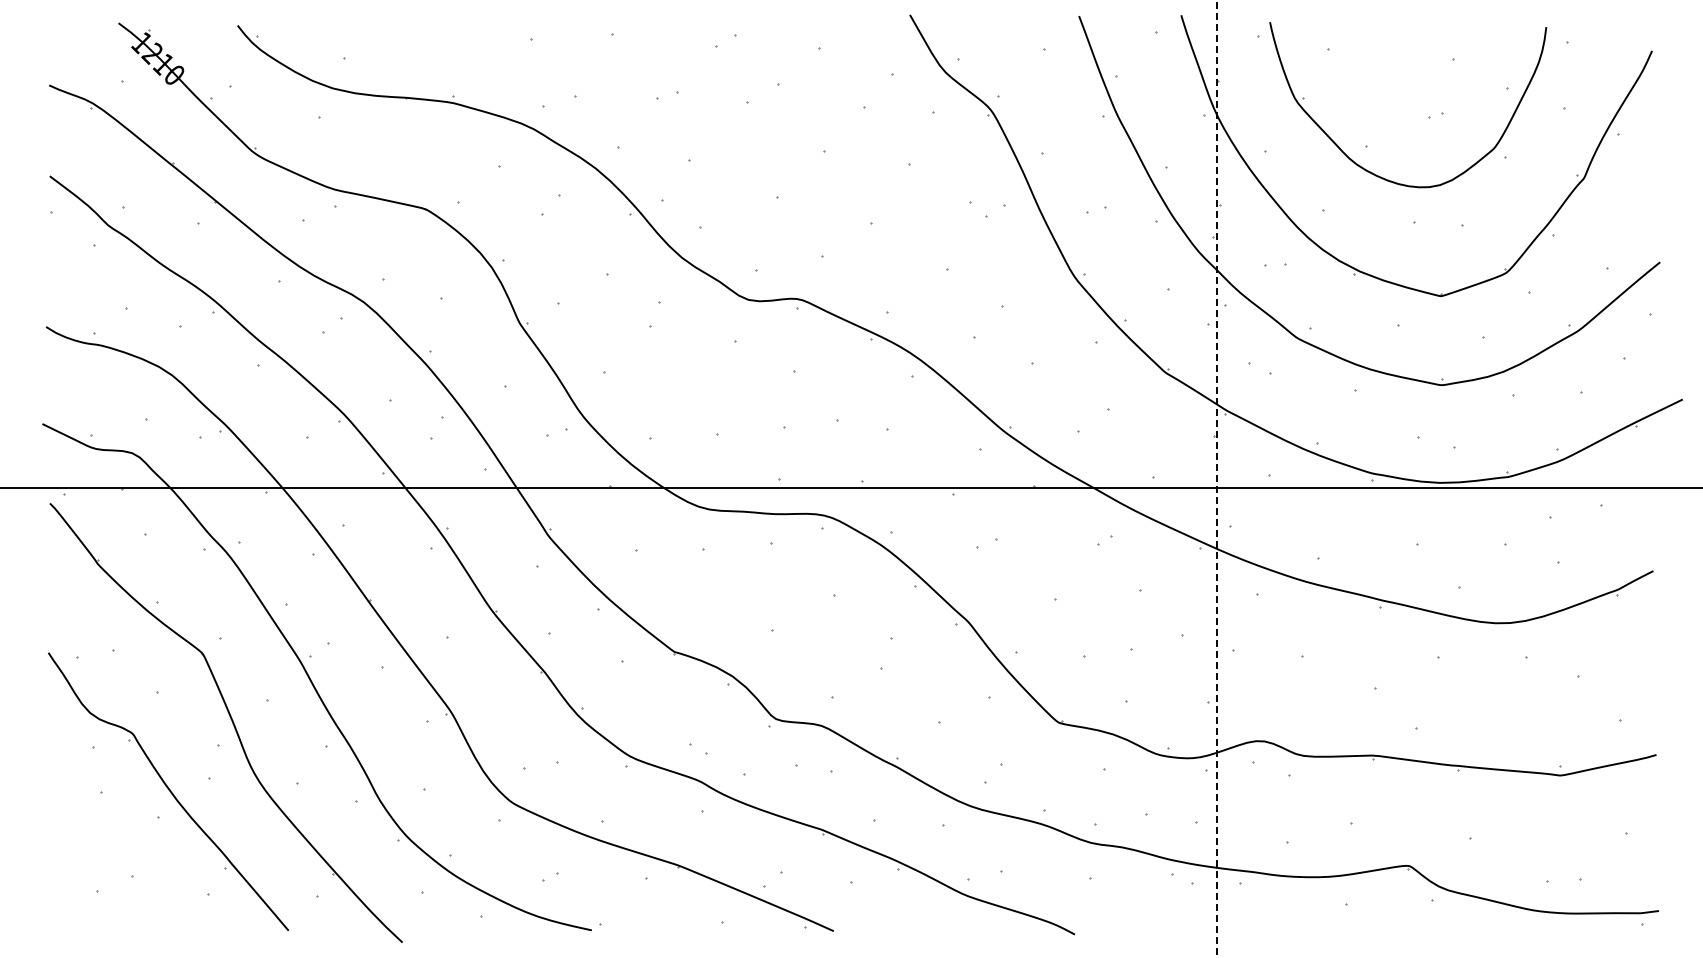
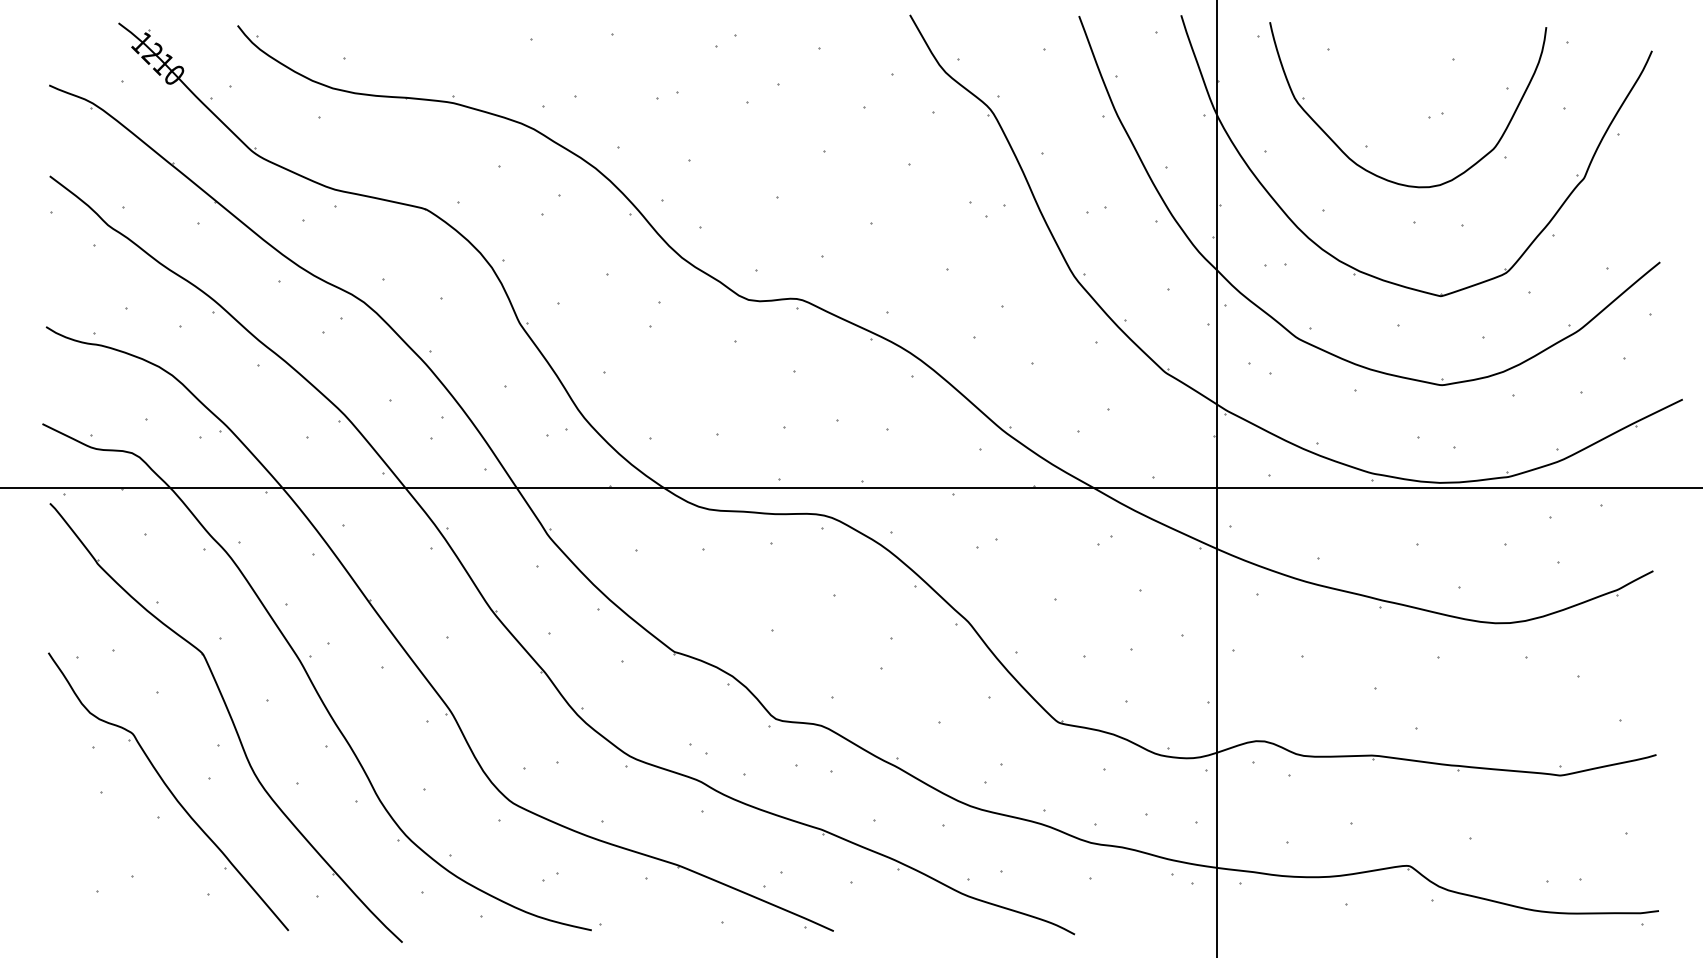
line: dashed -> solid (1216, 478)
